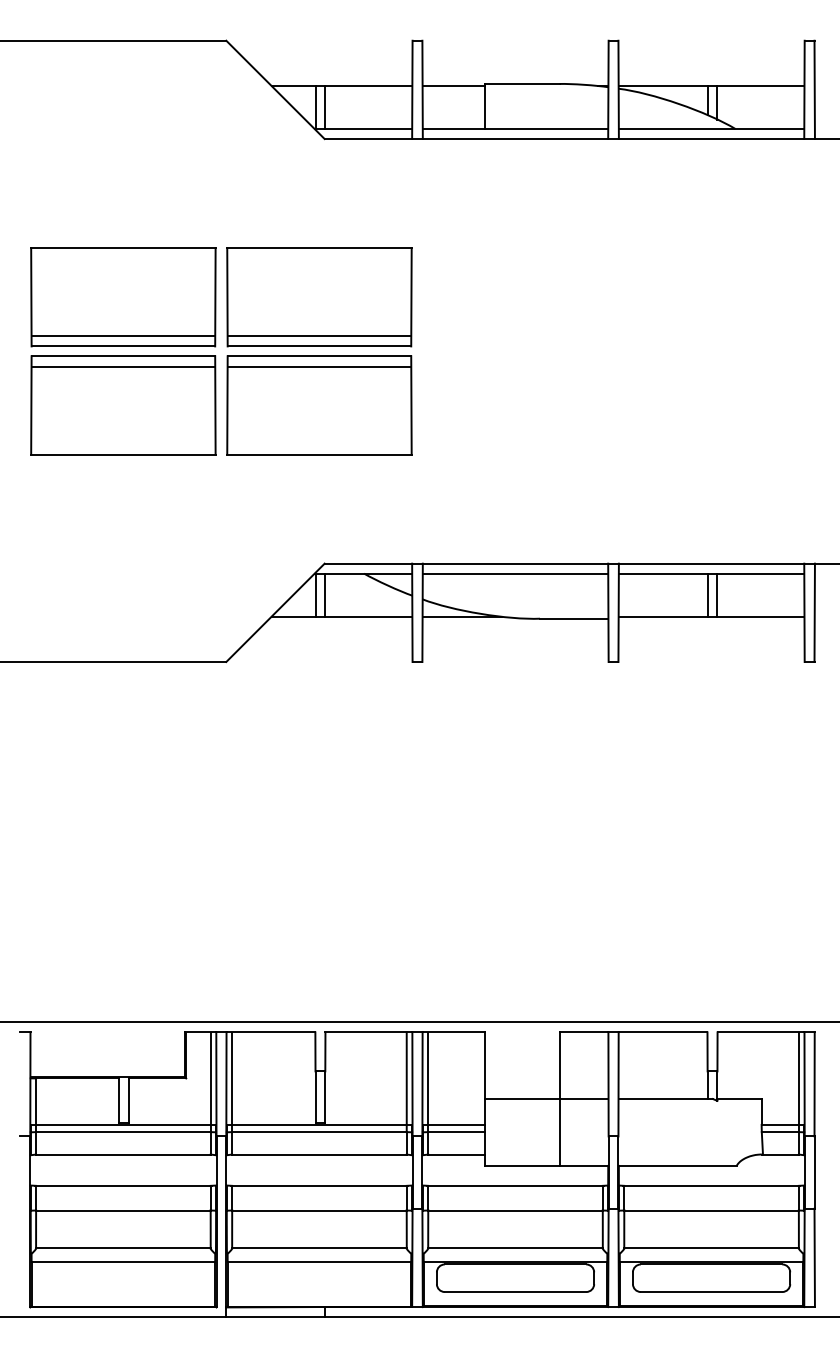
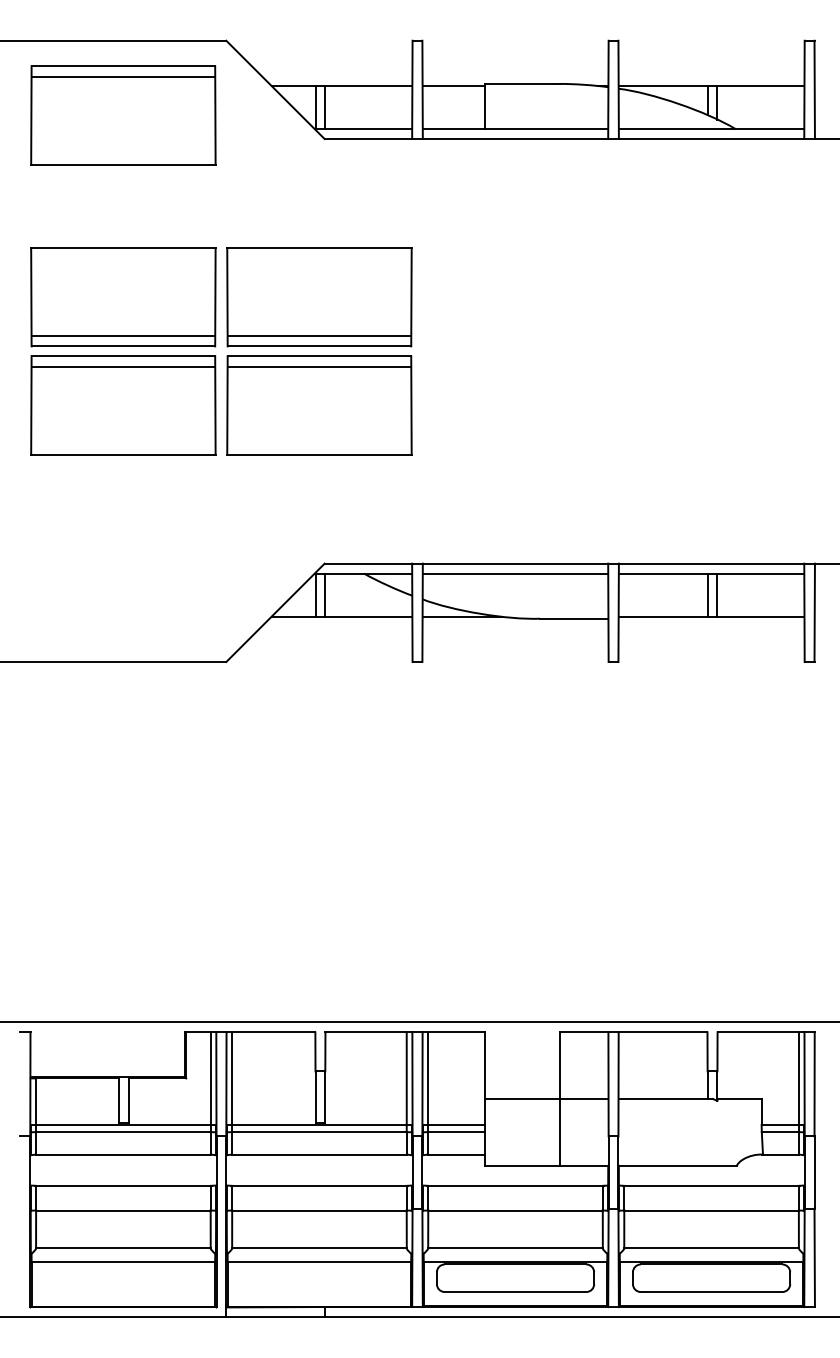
part: none -> present (123, 115)
